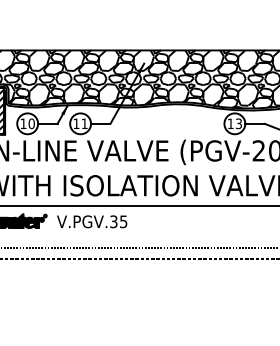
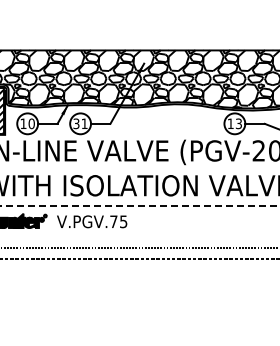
text: 11 -> 31 (76, 123)
line: solid -> dashed (140, 206)
text: V.PGV.35 -> V.PGV.75 (113, 221)
